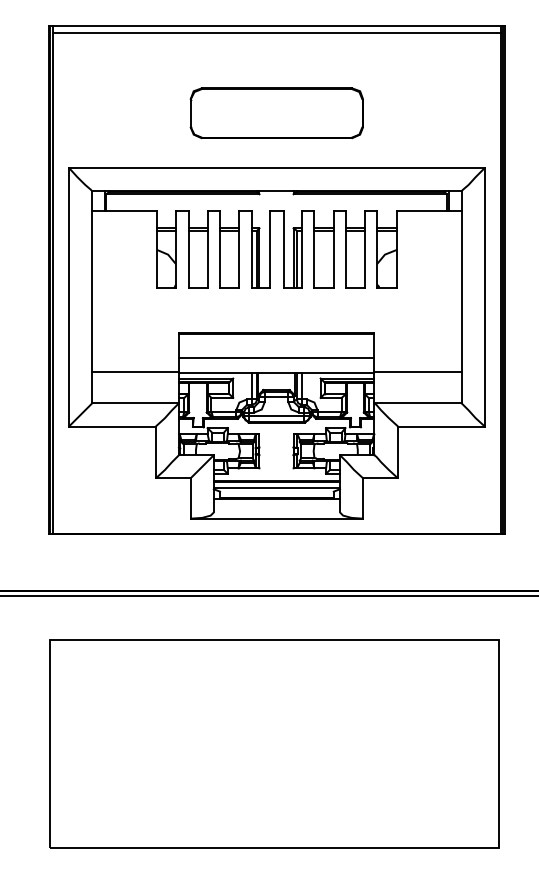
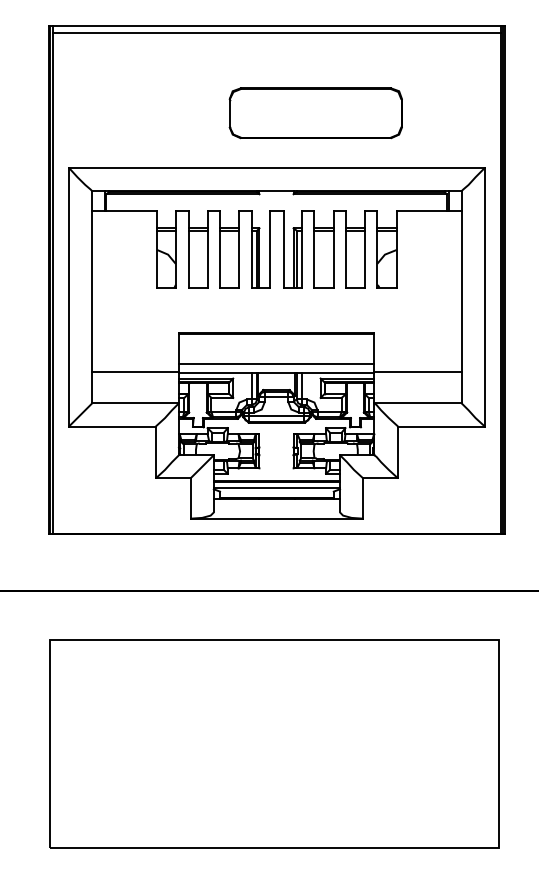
part position: (276, 113) -> (315, 113) (315, 113)
line position: (276, 357) -> (276, 363) (276, 363)
line: present -> none (268, 596)
